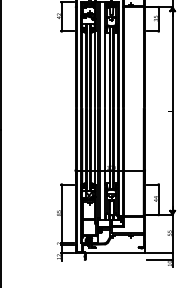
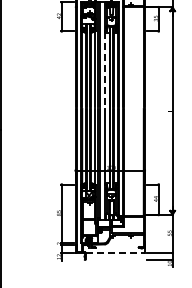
line: solid -> dashed (105, 69)
line: solid -> dashed (115, 253)
